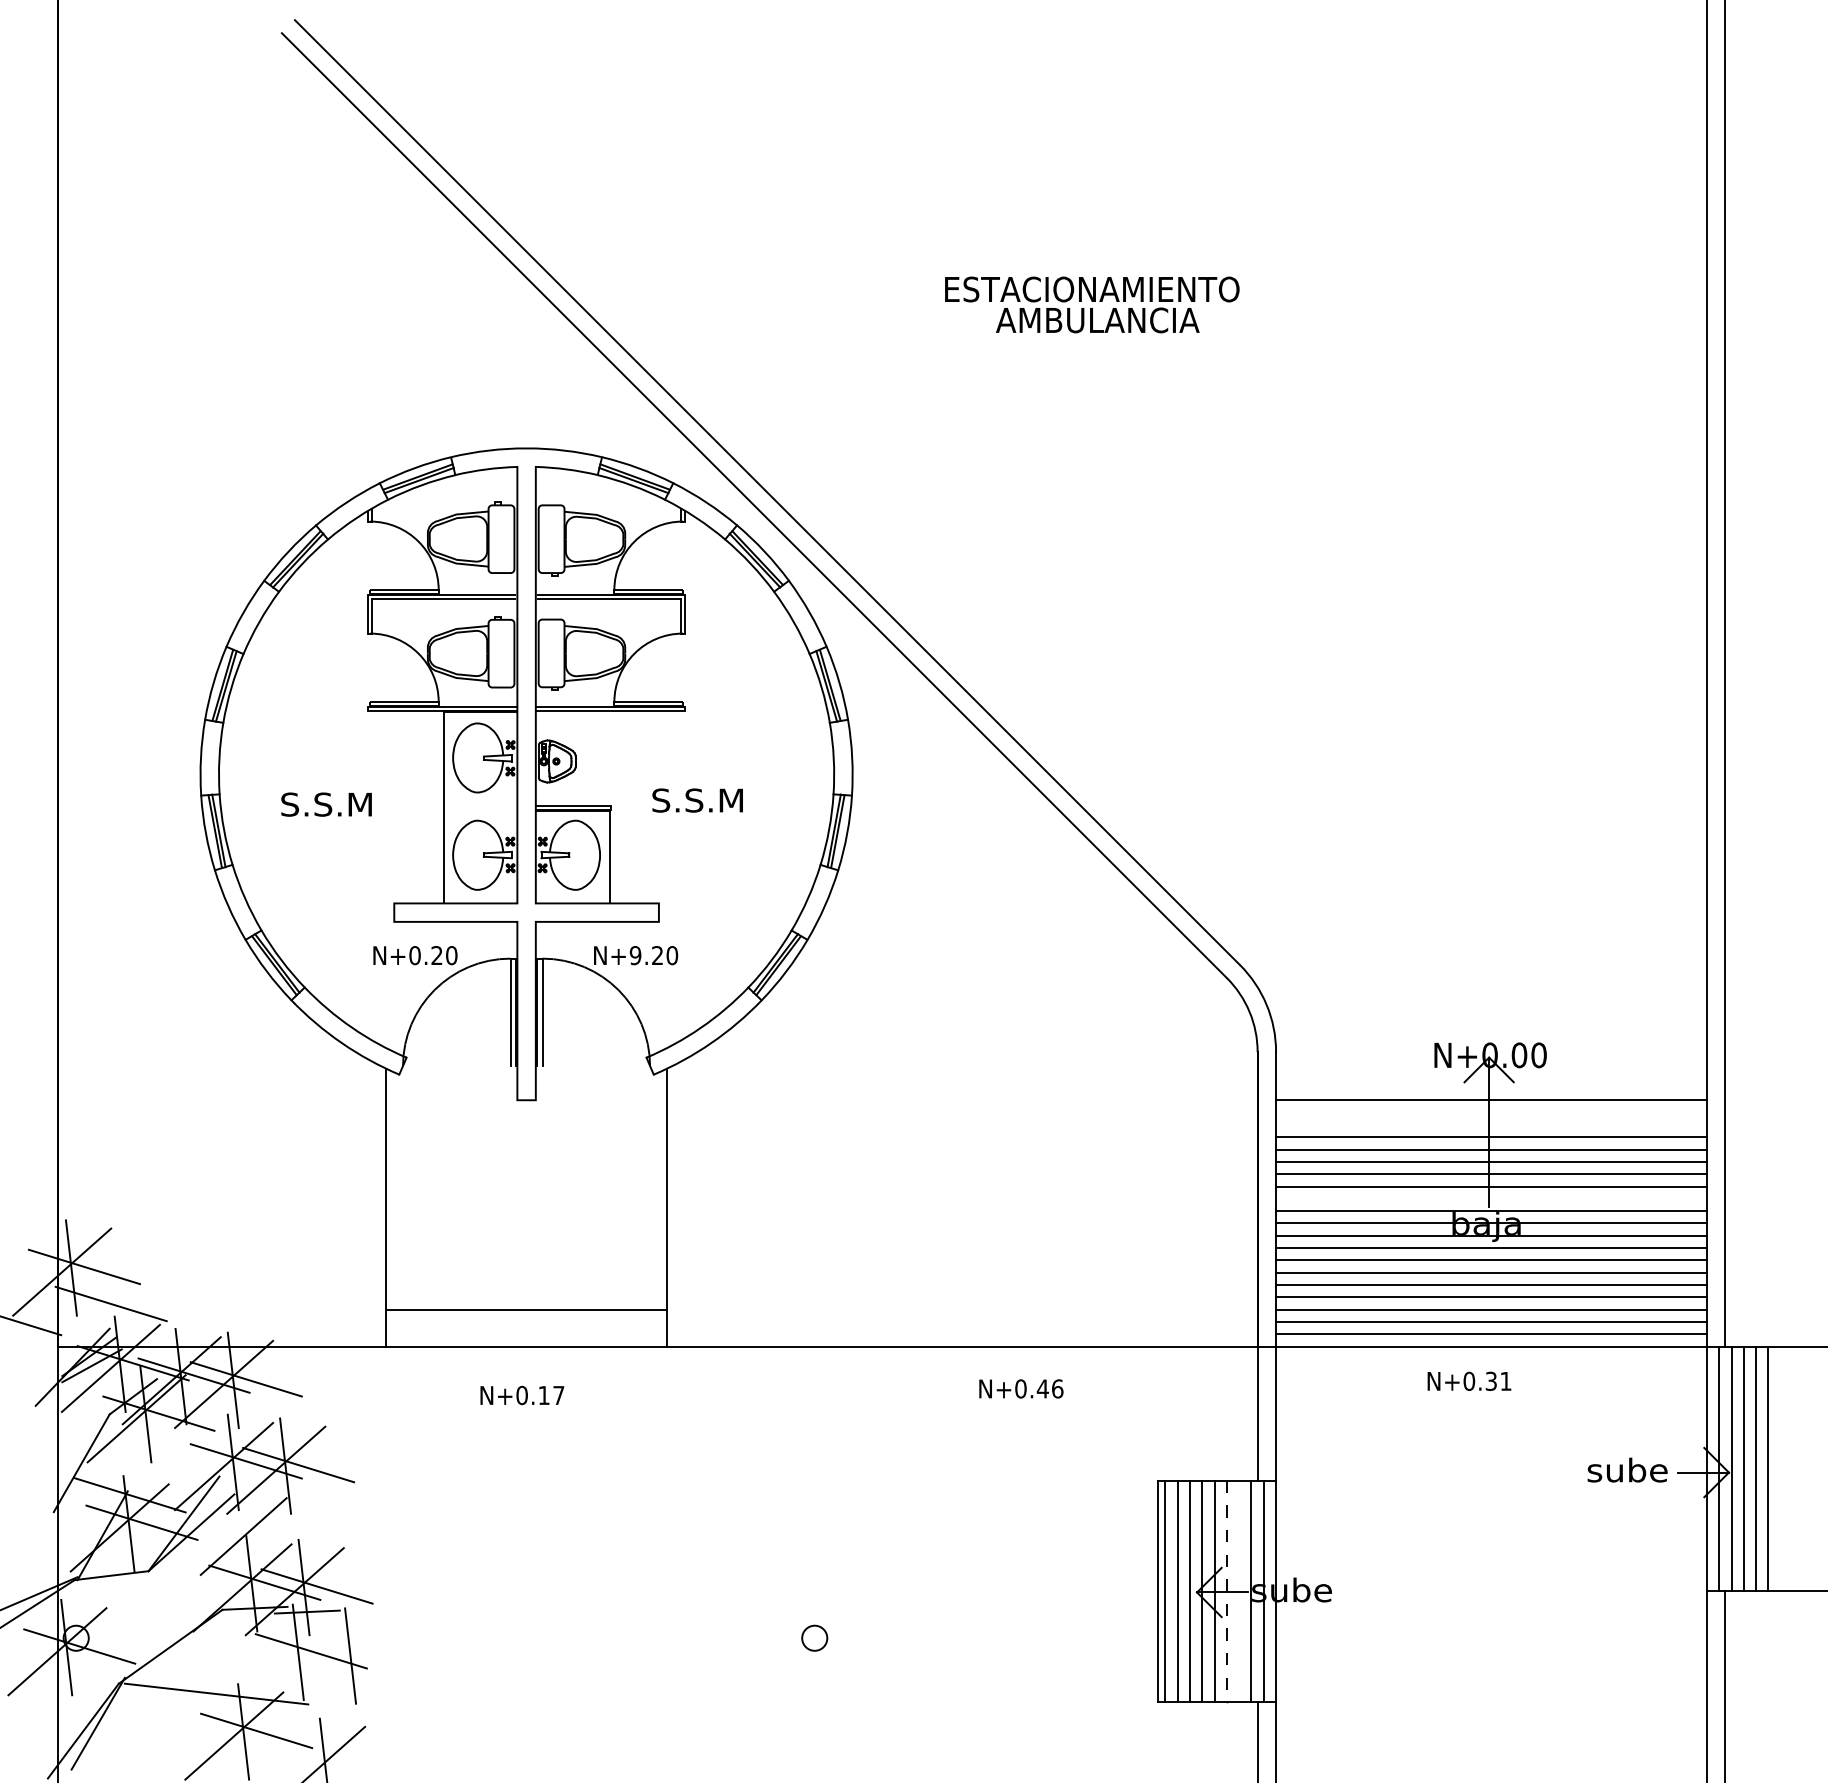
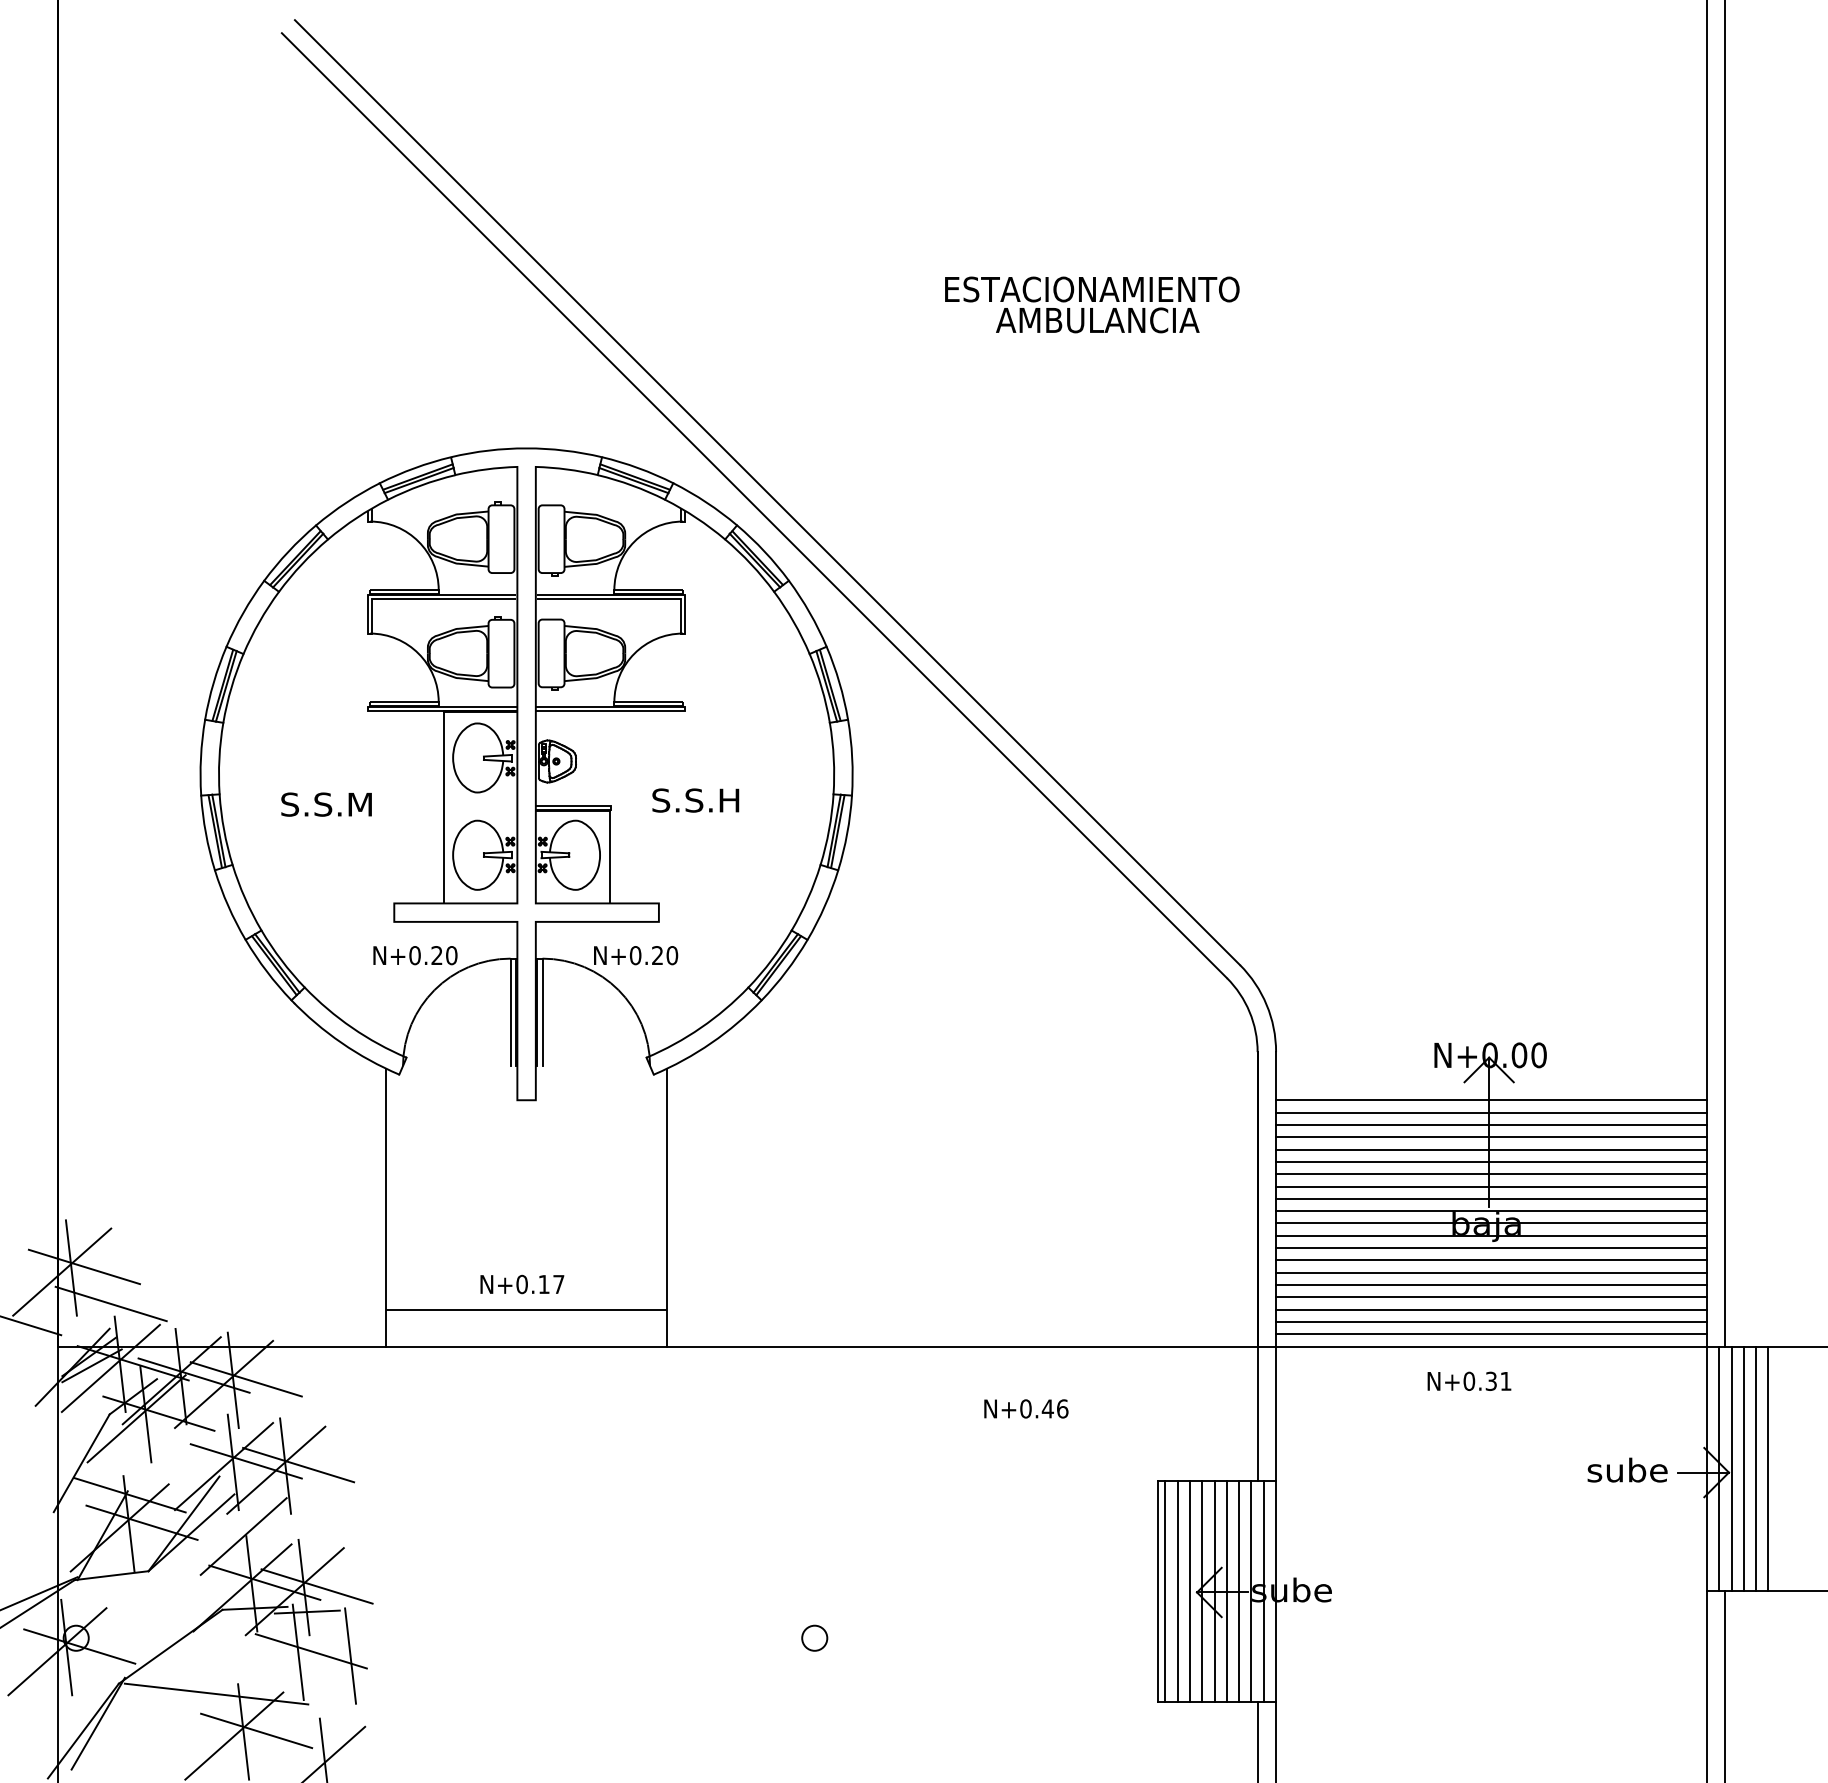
text: S.S.M -> S.S.H (732, 800)
text: N+9.20 -> N+0.20 (635, 955)
line: none -> present (1491, 1112)
line: none -> present (1491, 1124)
line: none -> present (1491, 1198)
text position: (1021, 1388) -> (1026, 1408) (1026, 1408)
text position: (522, 1395) -> (522, 1284) (522, 1284)
line: dashed -> solid (1226, 1591)
line: none -> present (1239, 1591)
